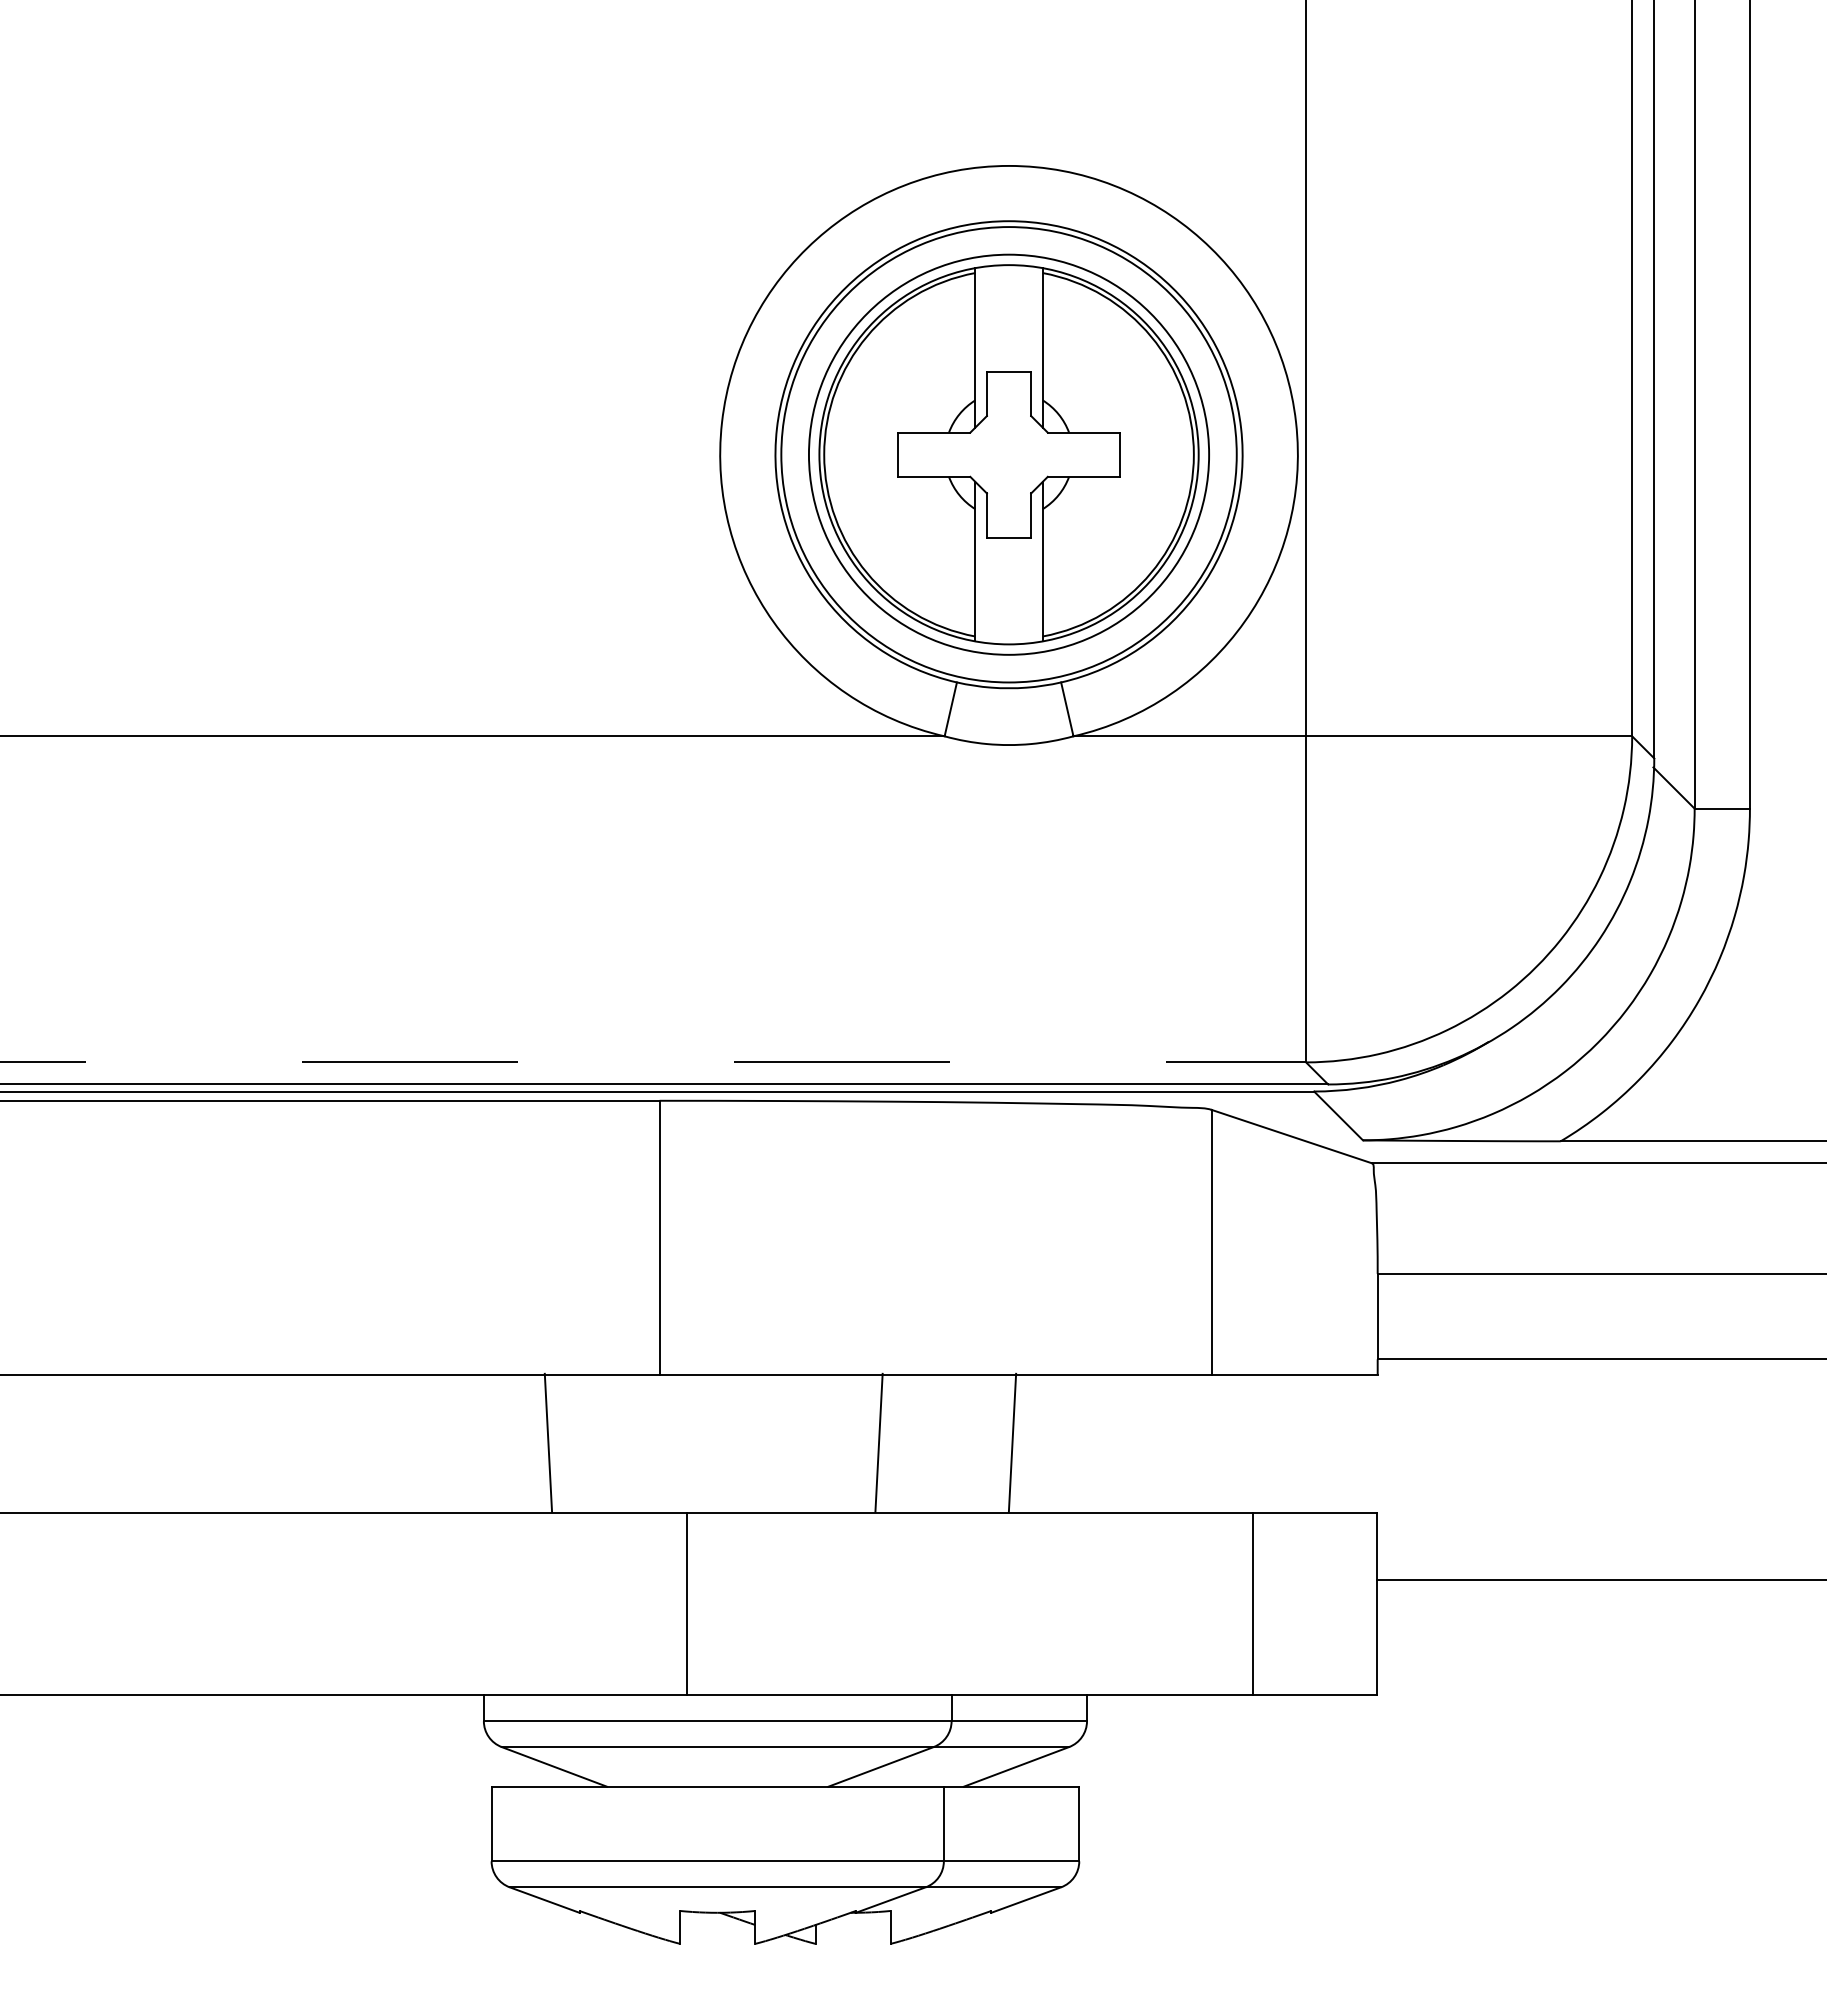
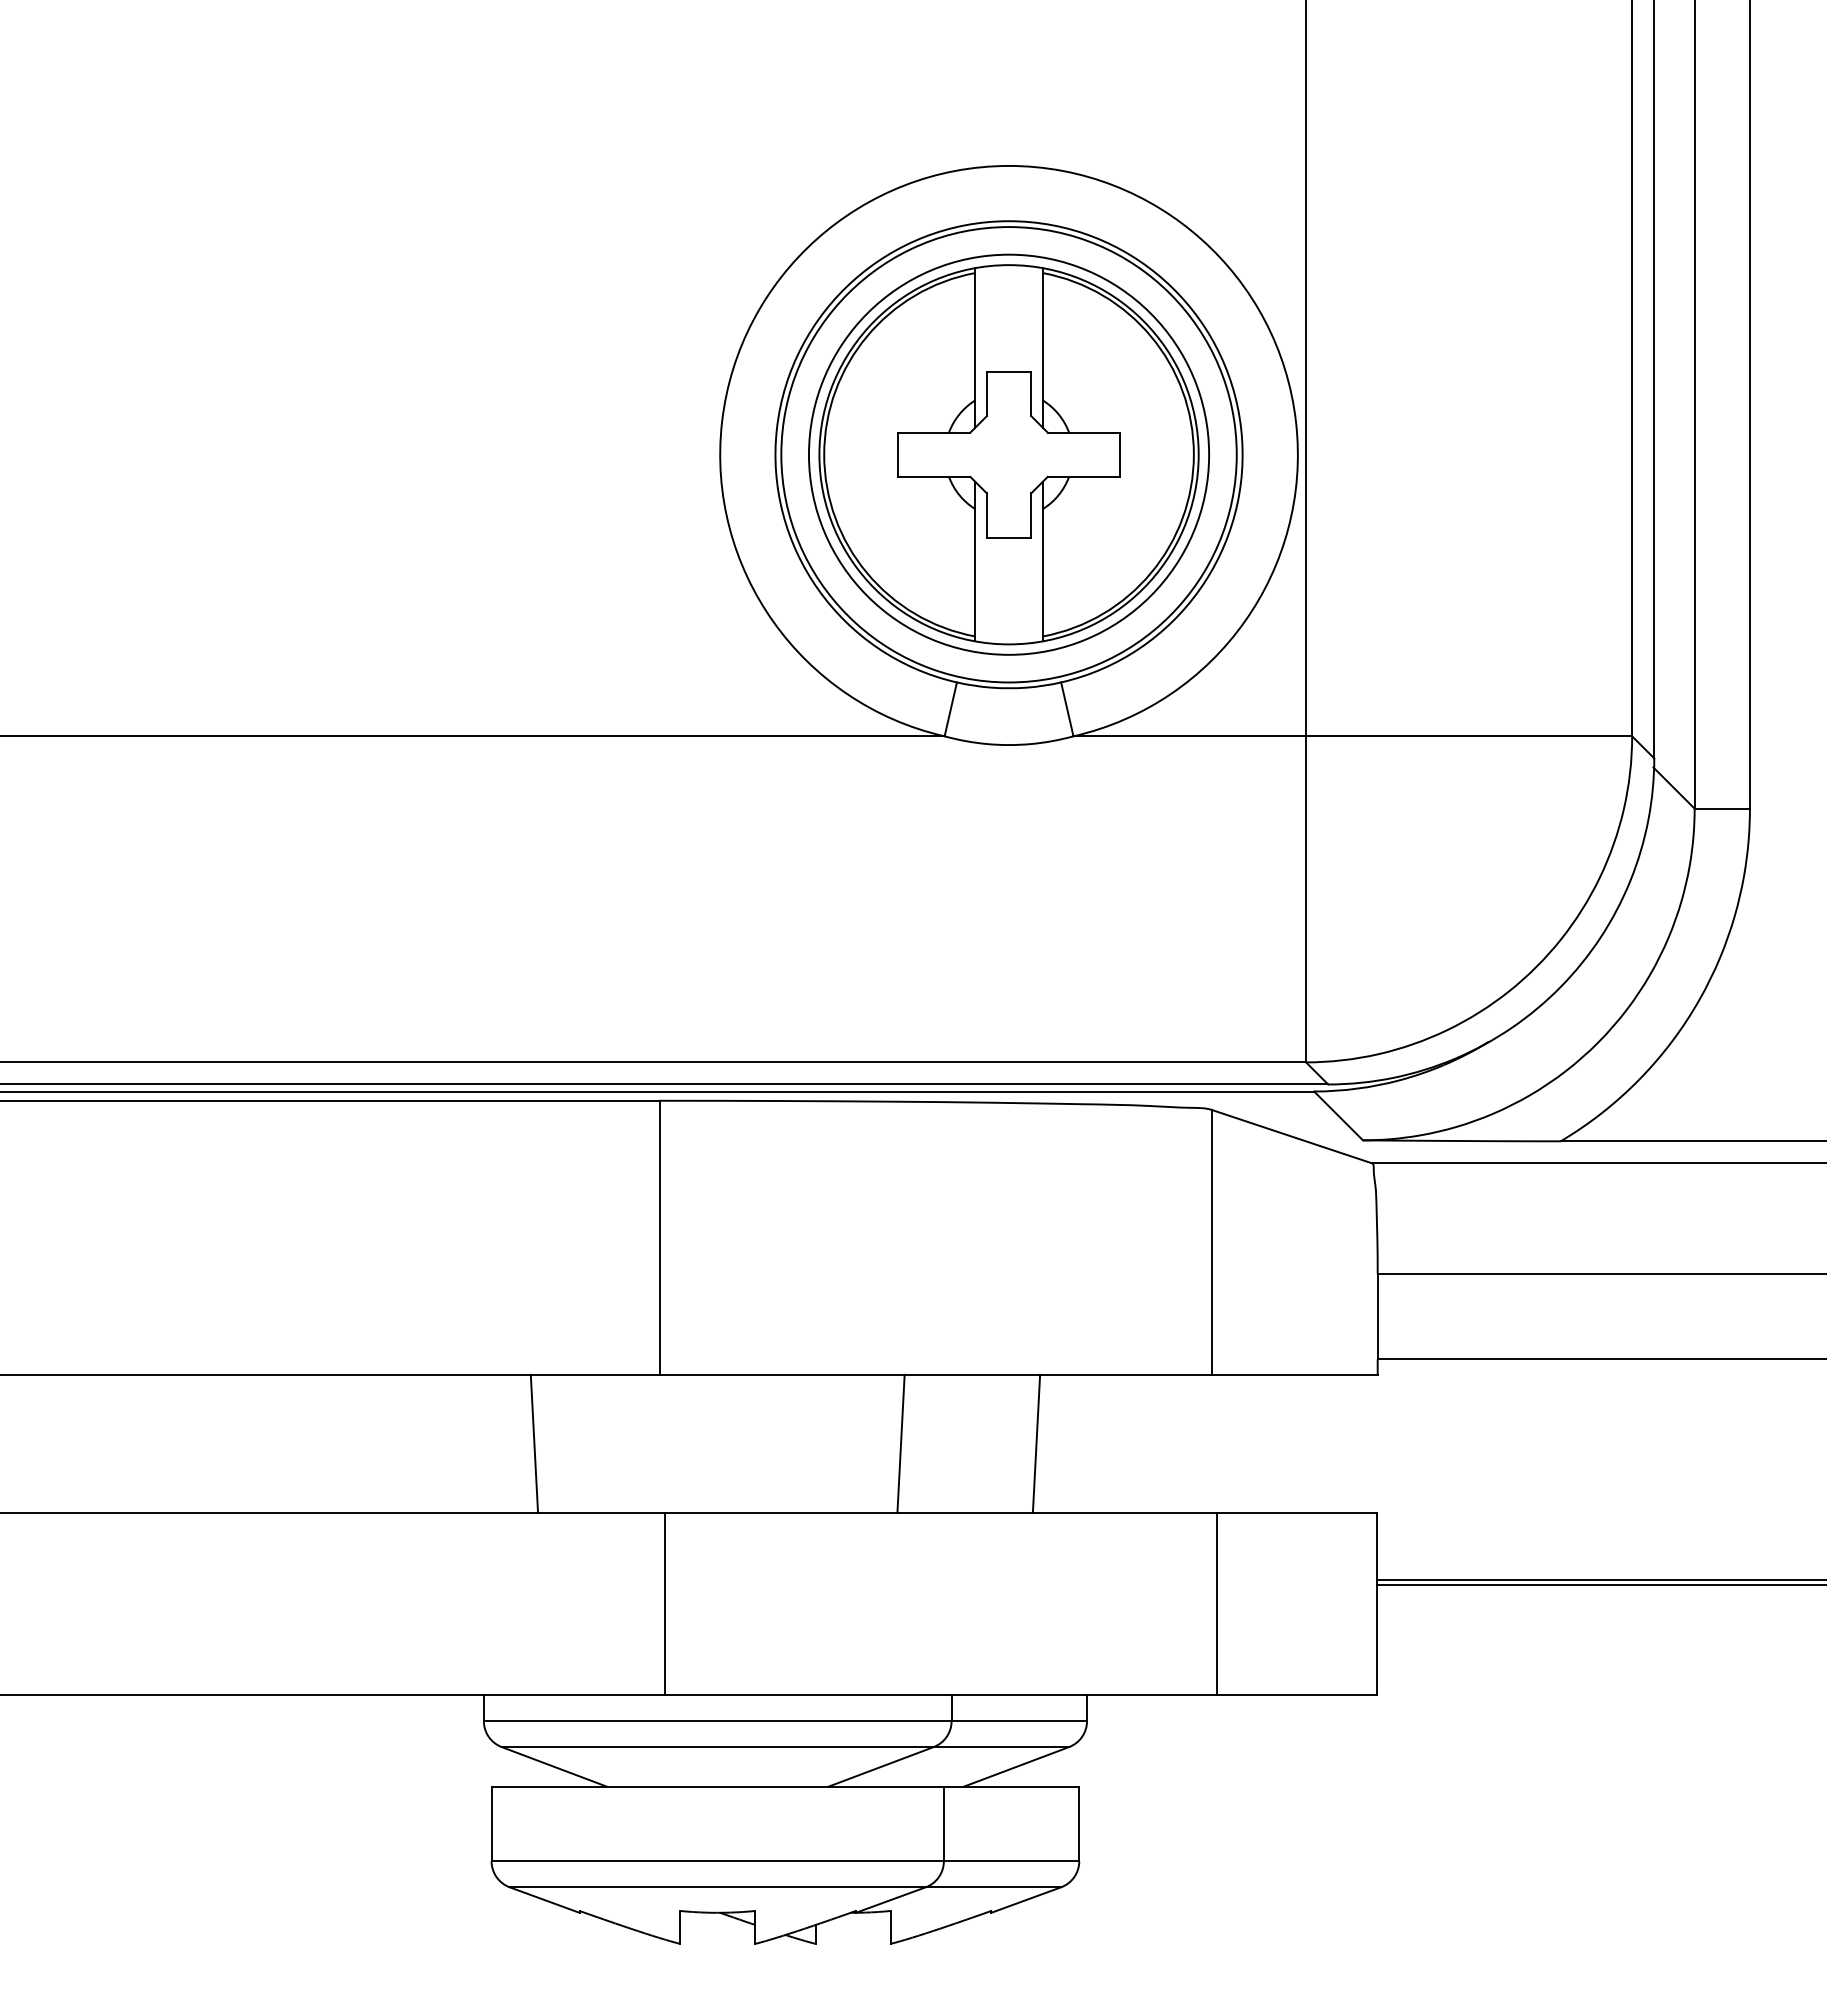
line: dashed -> solid (653, 1062)
line position: (548, 1442) -> (534, 1443) (534, 1443)
line position: (878, 1442) -> (900, 1443) (900, 1443)
line position: (1012, 1442) -> (1036, 1443) (1036, 1443)
line: none -> present (1600, 1584)
line position: (687, 1604) -> (665, 1604) (665, 1604)
line position: (1253, 1604) -> (1217, 1604) (1217, 1604)
